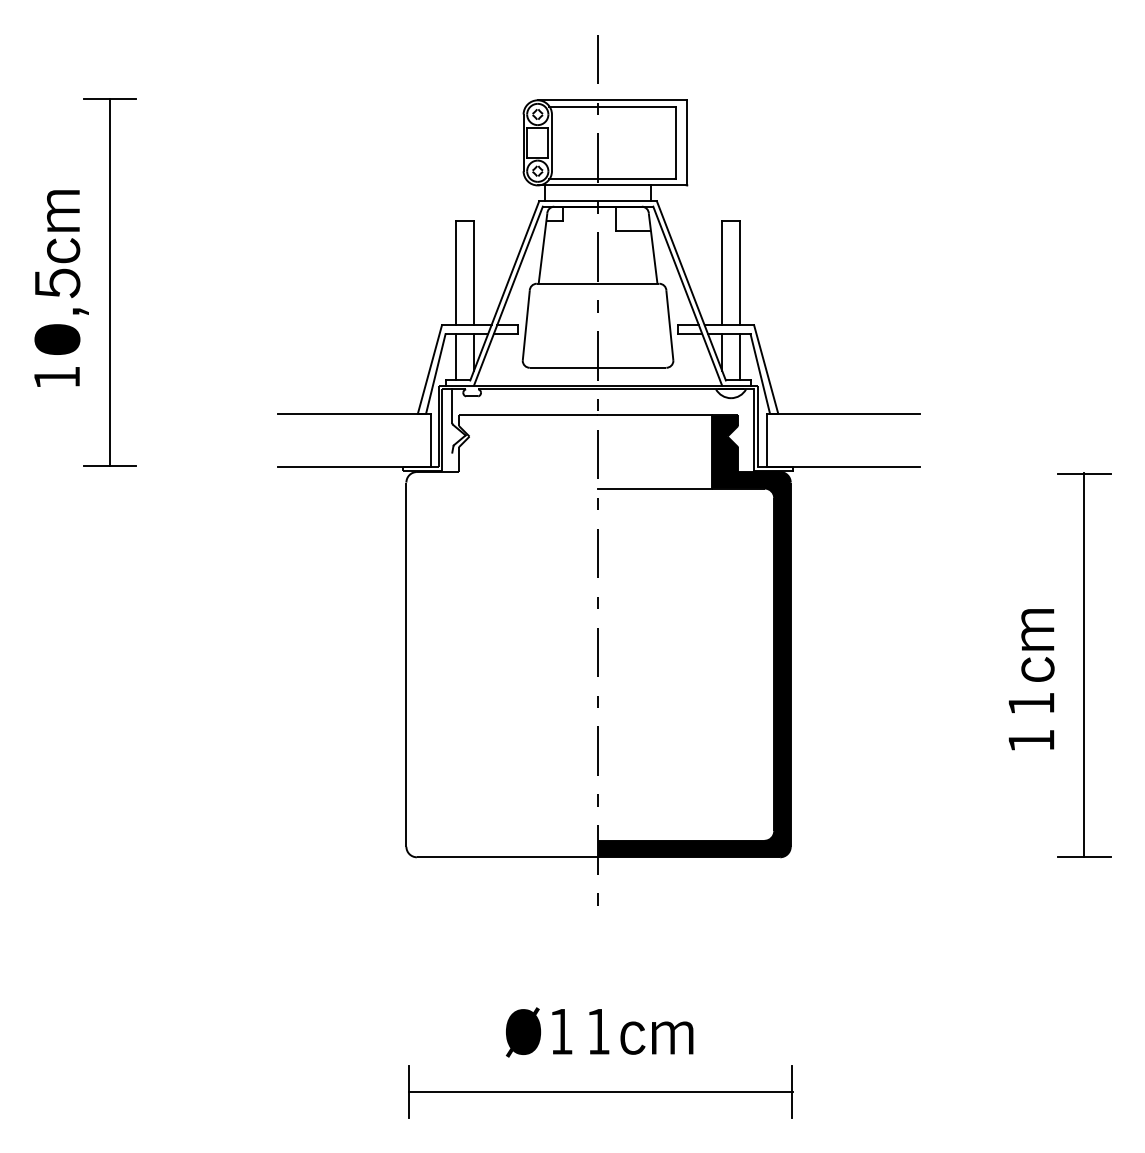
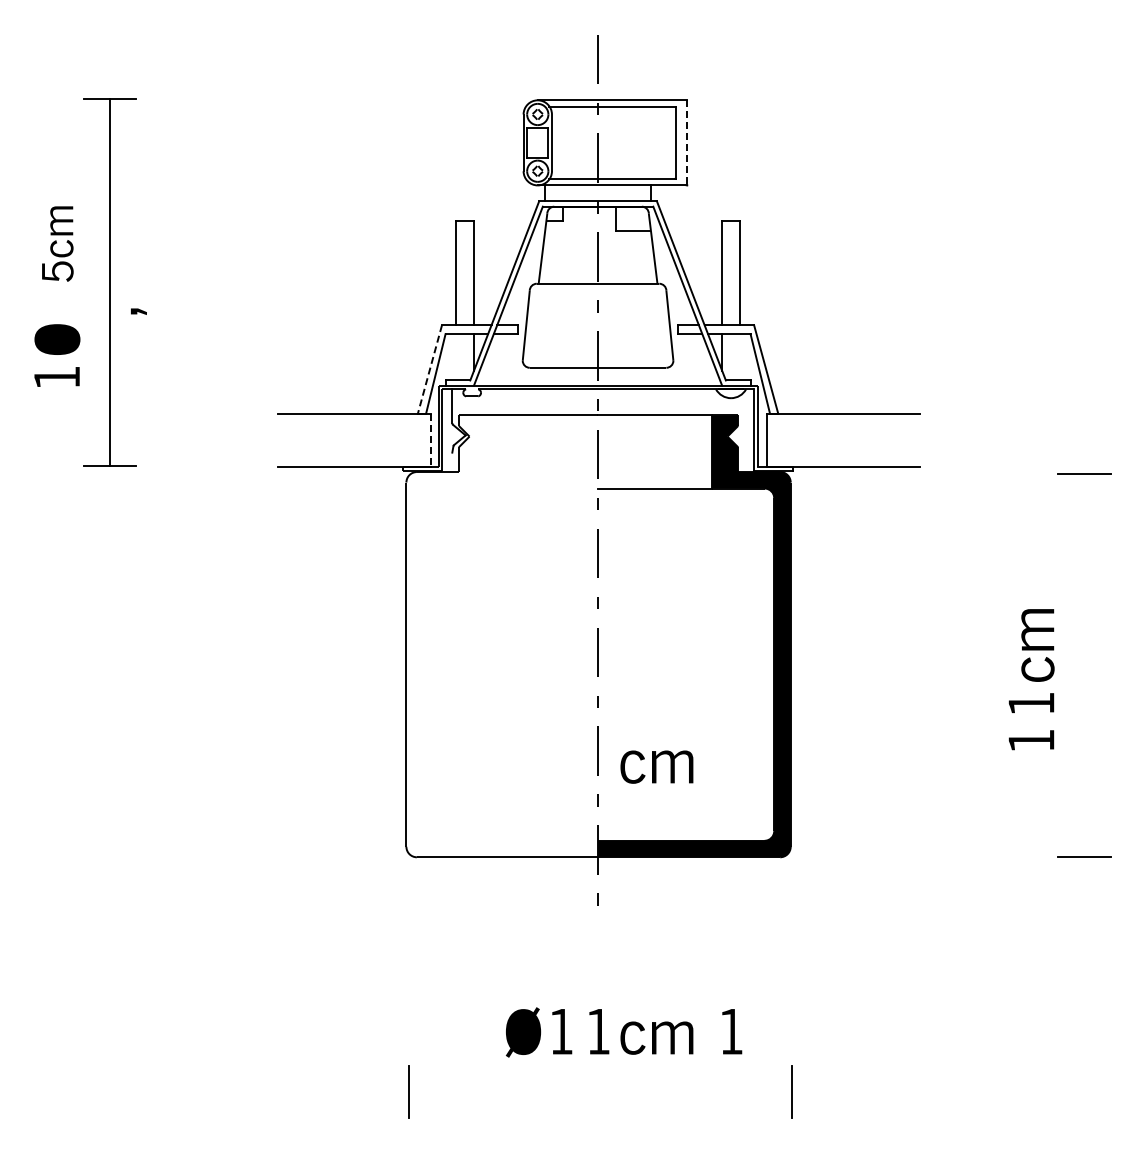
line: solid -> dashed (686, 143)
part size: 46x108 px -> 32x76 px (57, 243)
part position: (80, 311) -> (138, 311) (138, 311)
line: present -> none (456, 357)
line: present -> none (739, 357)
line: solid -> dashed (429, 369)
line: solid -> dashed (431, 440)
line: present -> none (1084, 665)
part: none -> present (656, 766)
part: none -> present (732, 1031)
line: present -> none (600, 1092)
